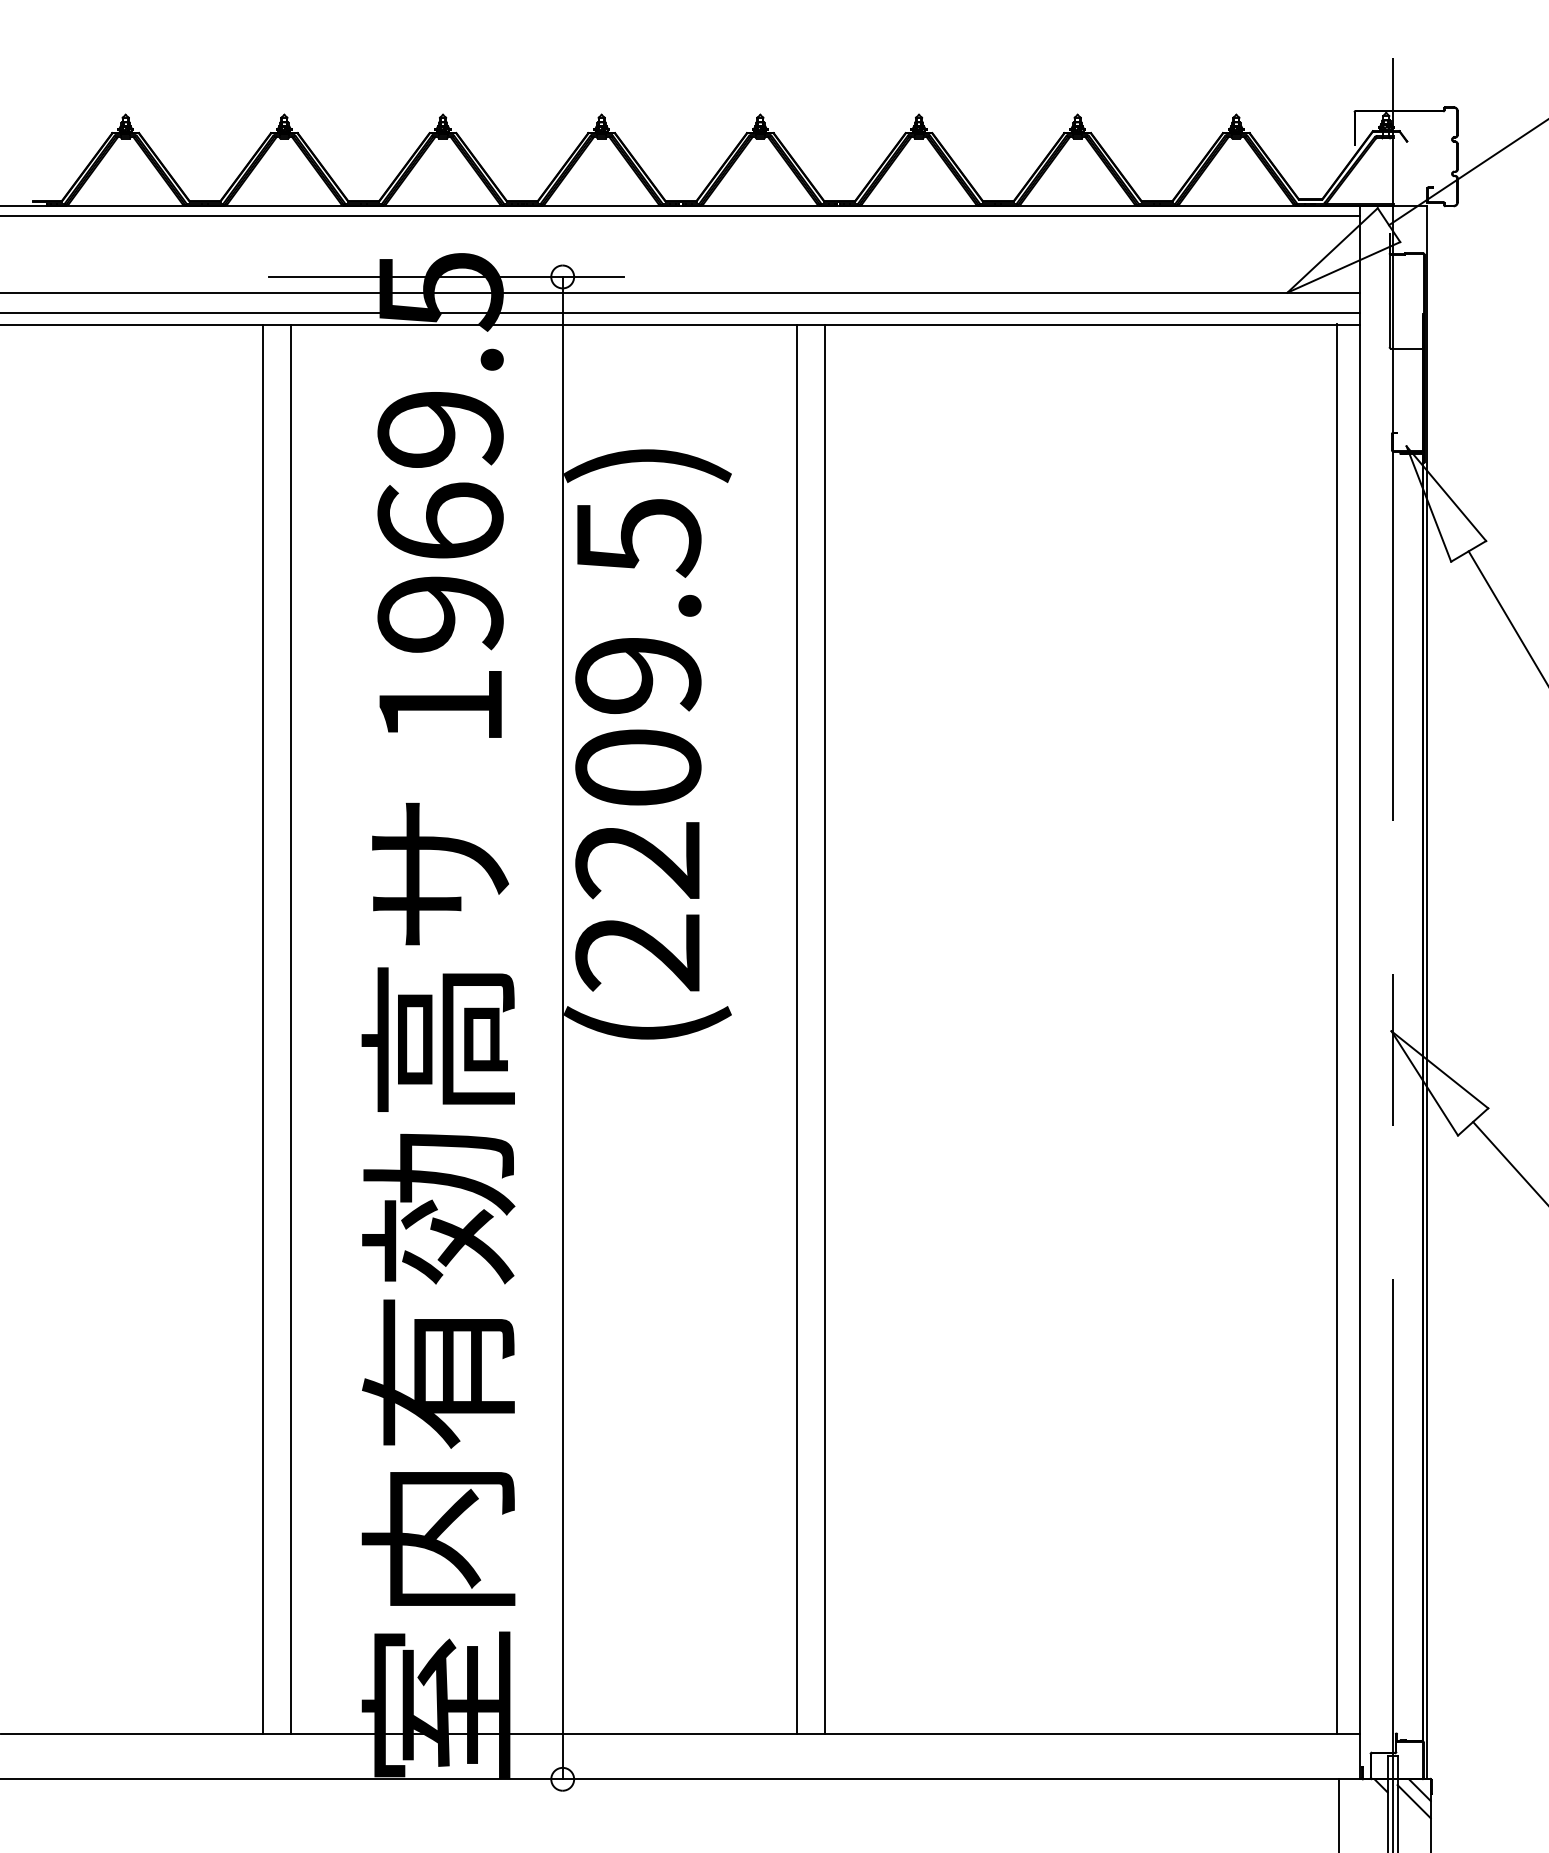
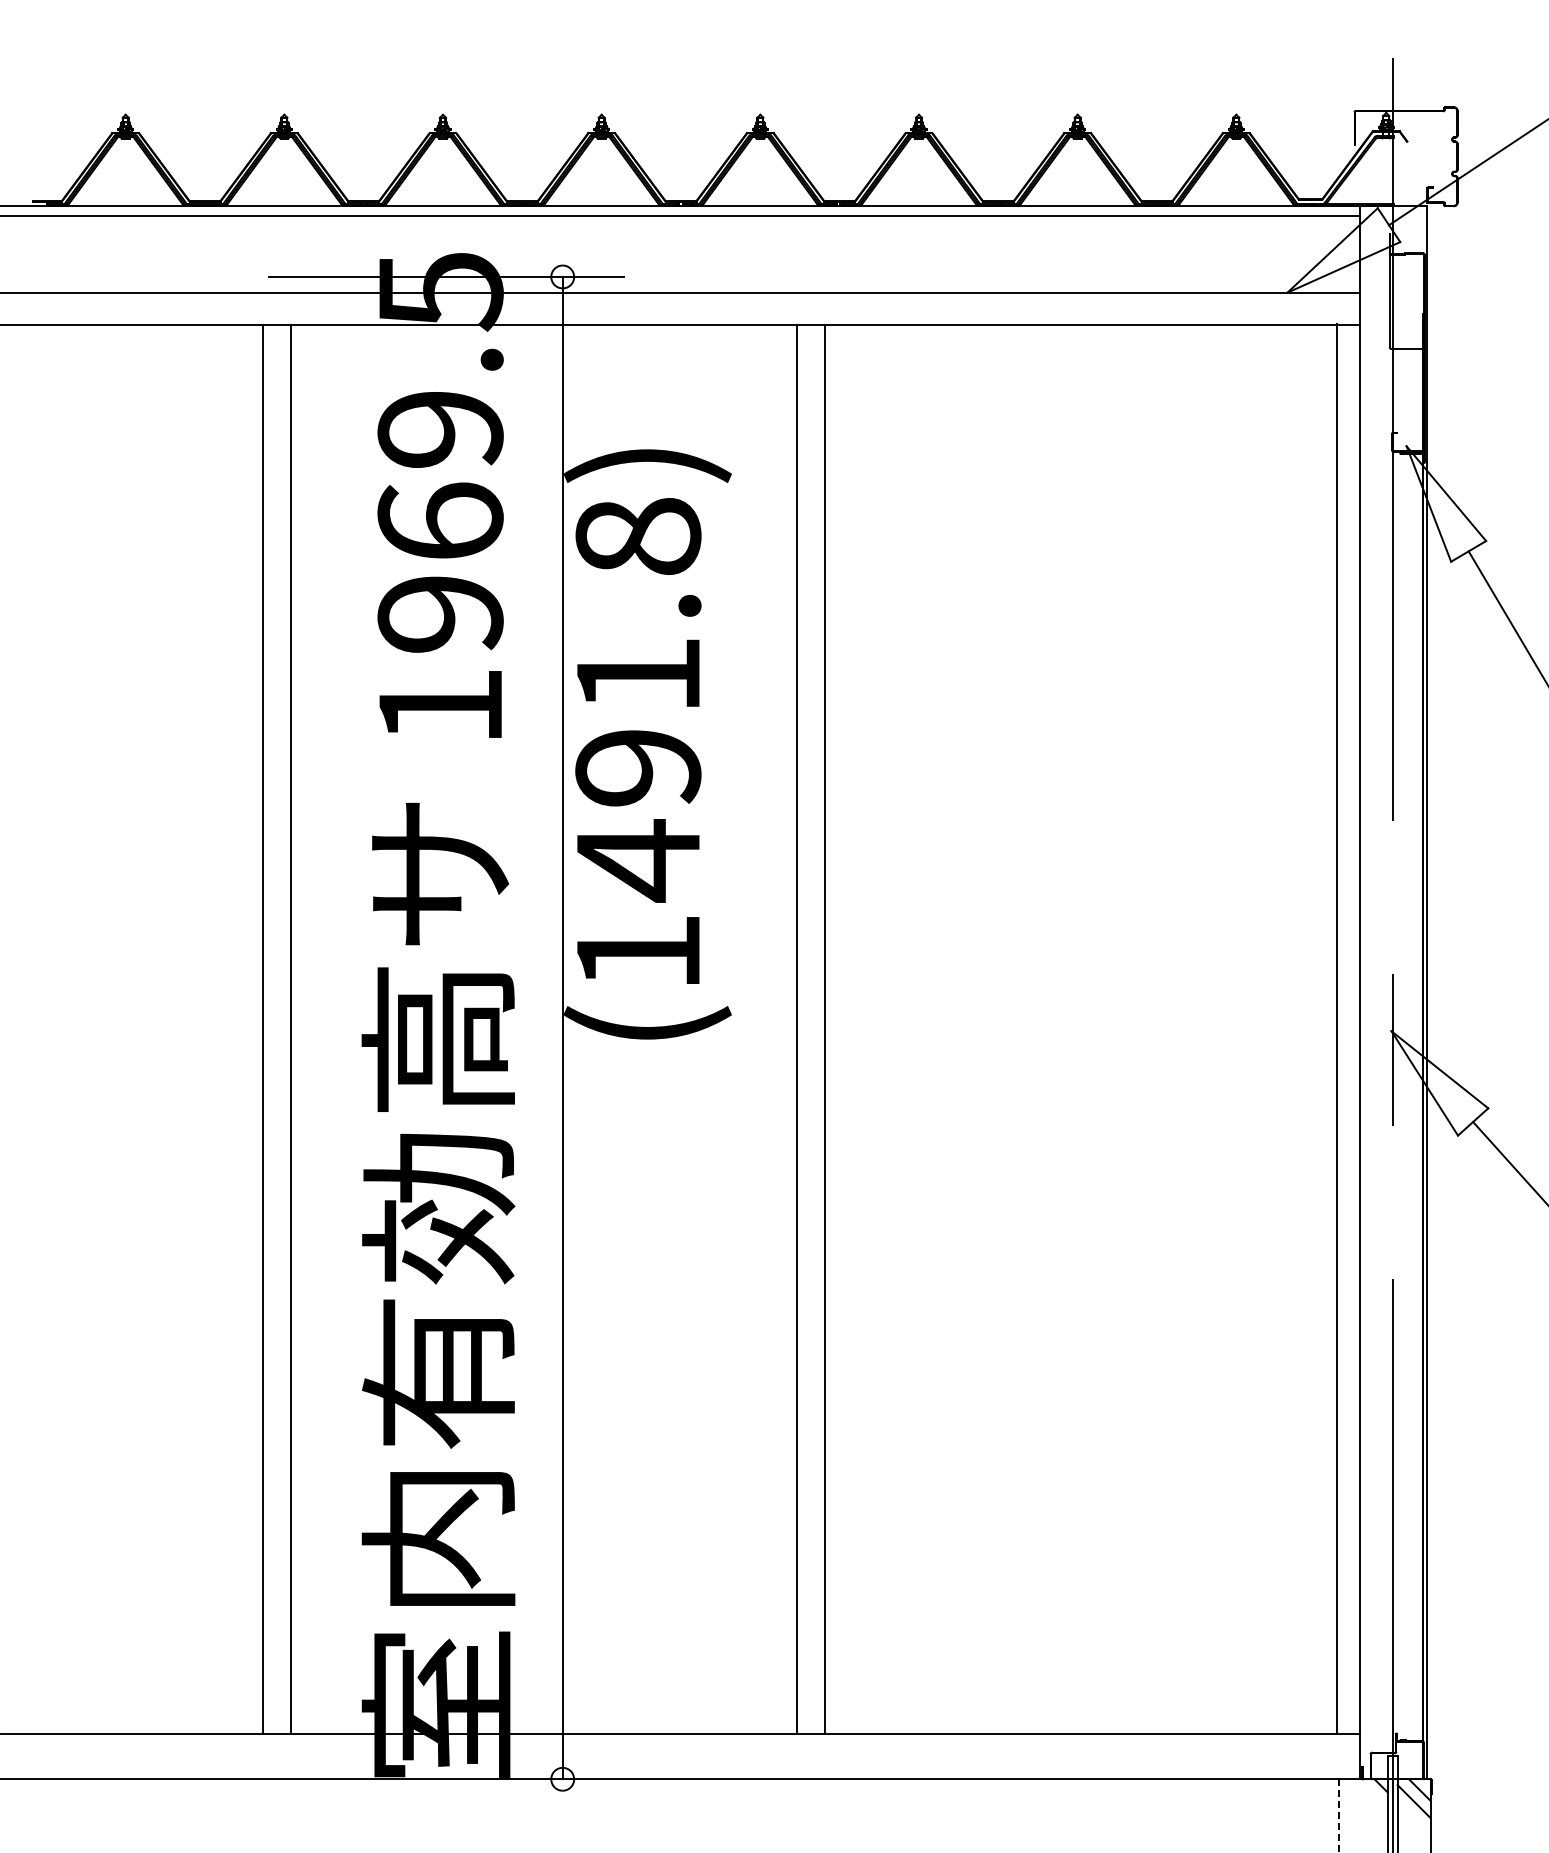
line: present -> none (681, 313)
text: (2209.5) -> (1491.8) (638, 744)
line: solid -> dashed (1339, 1816)
